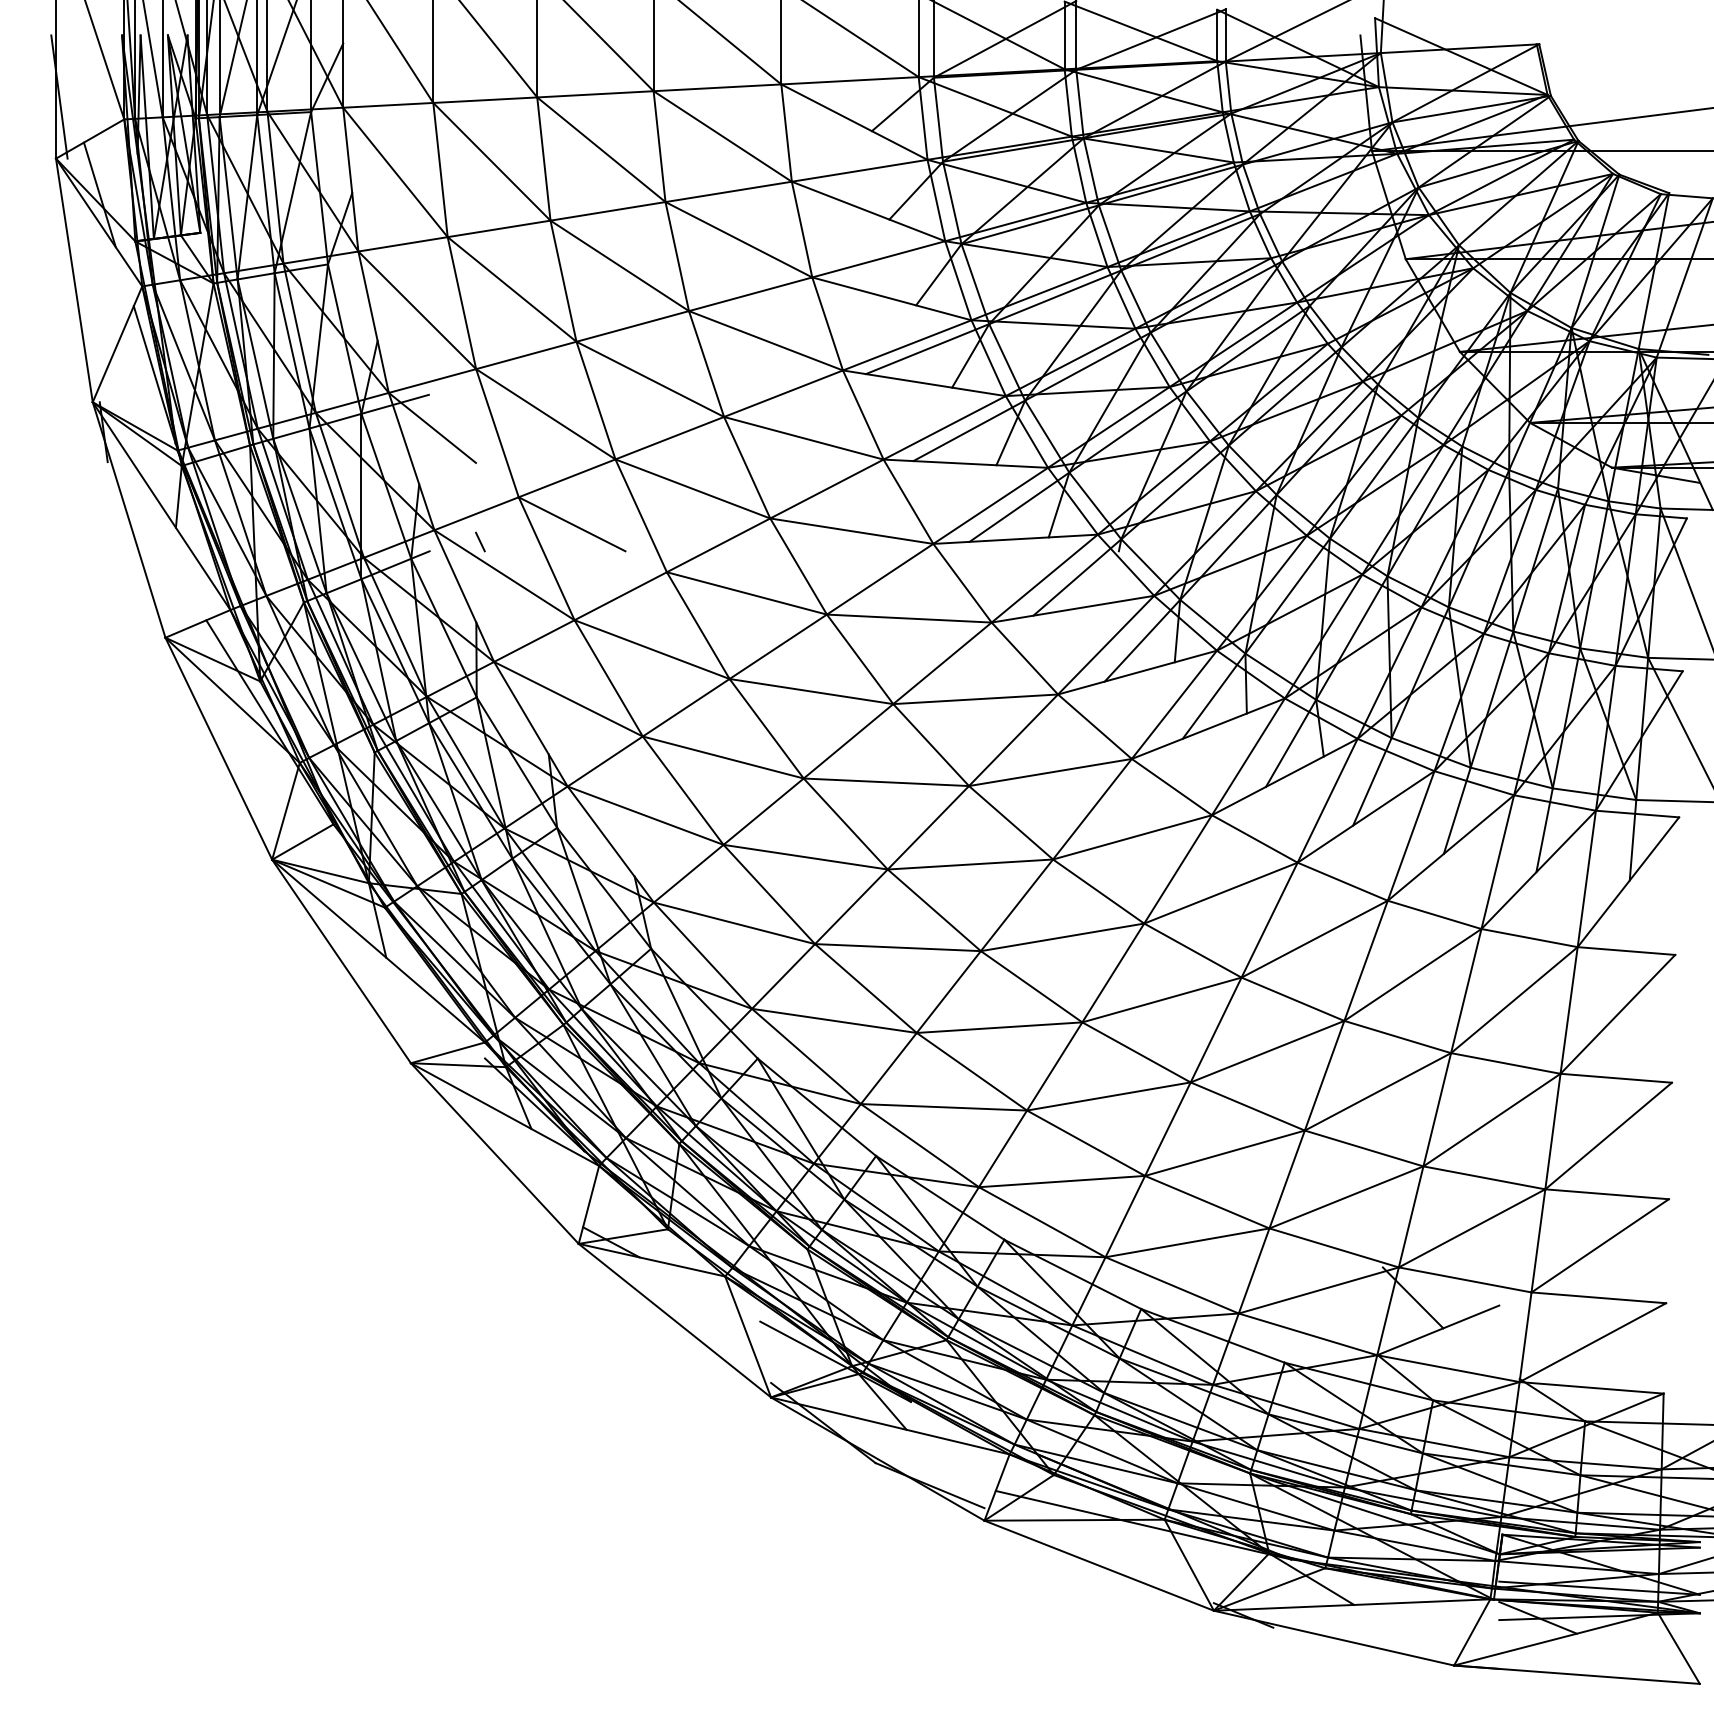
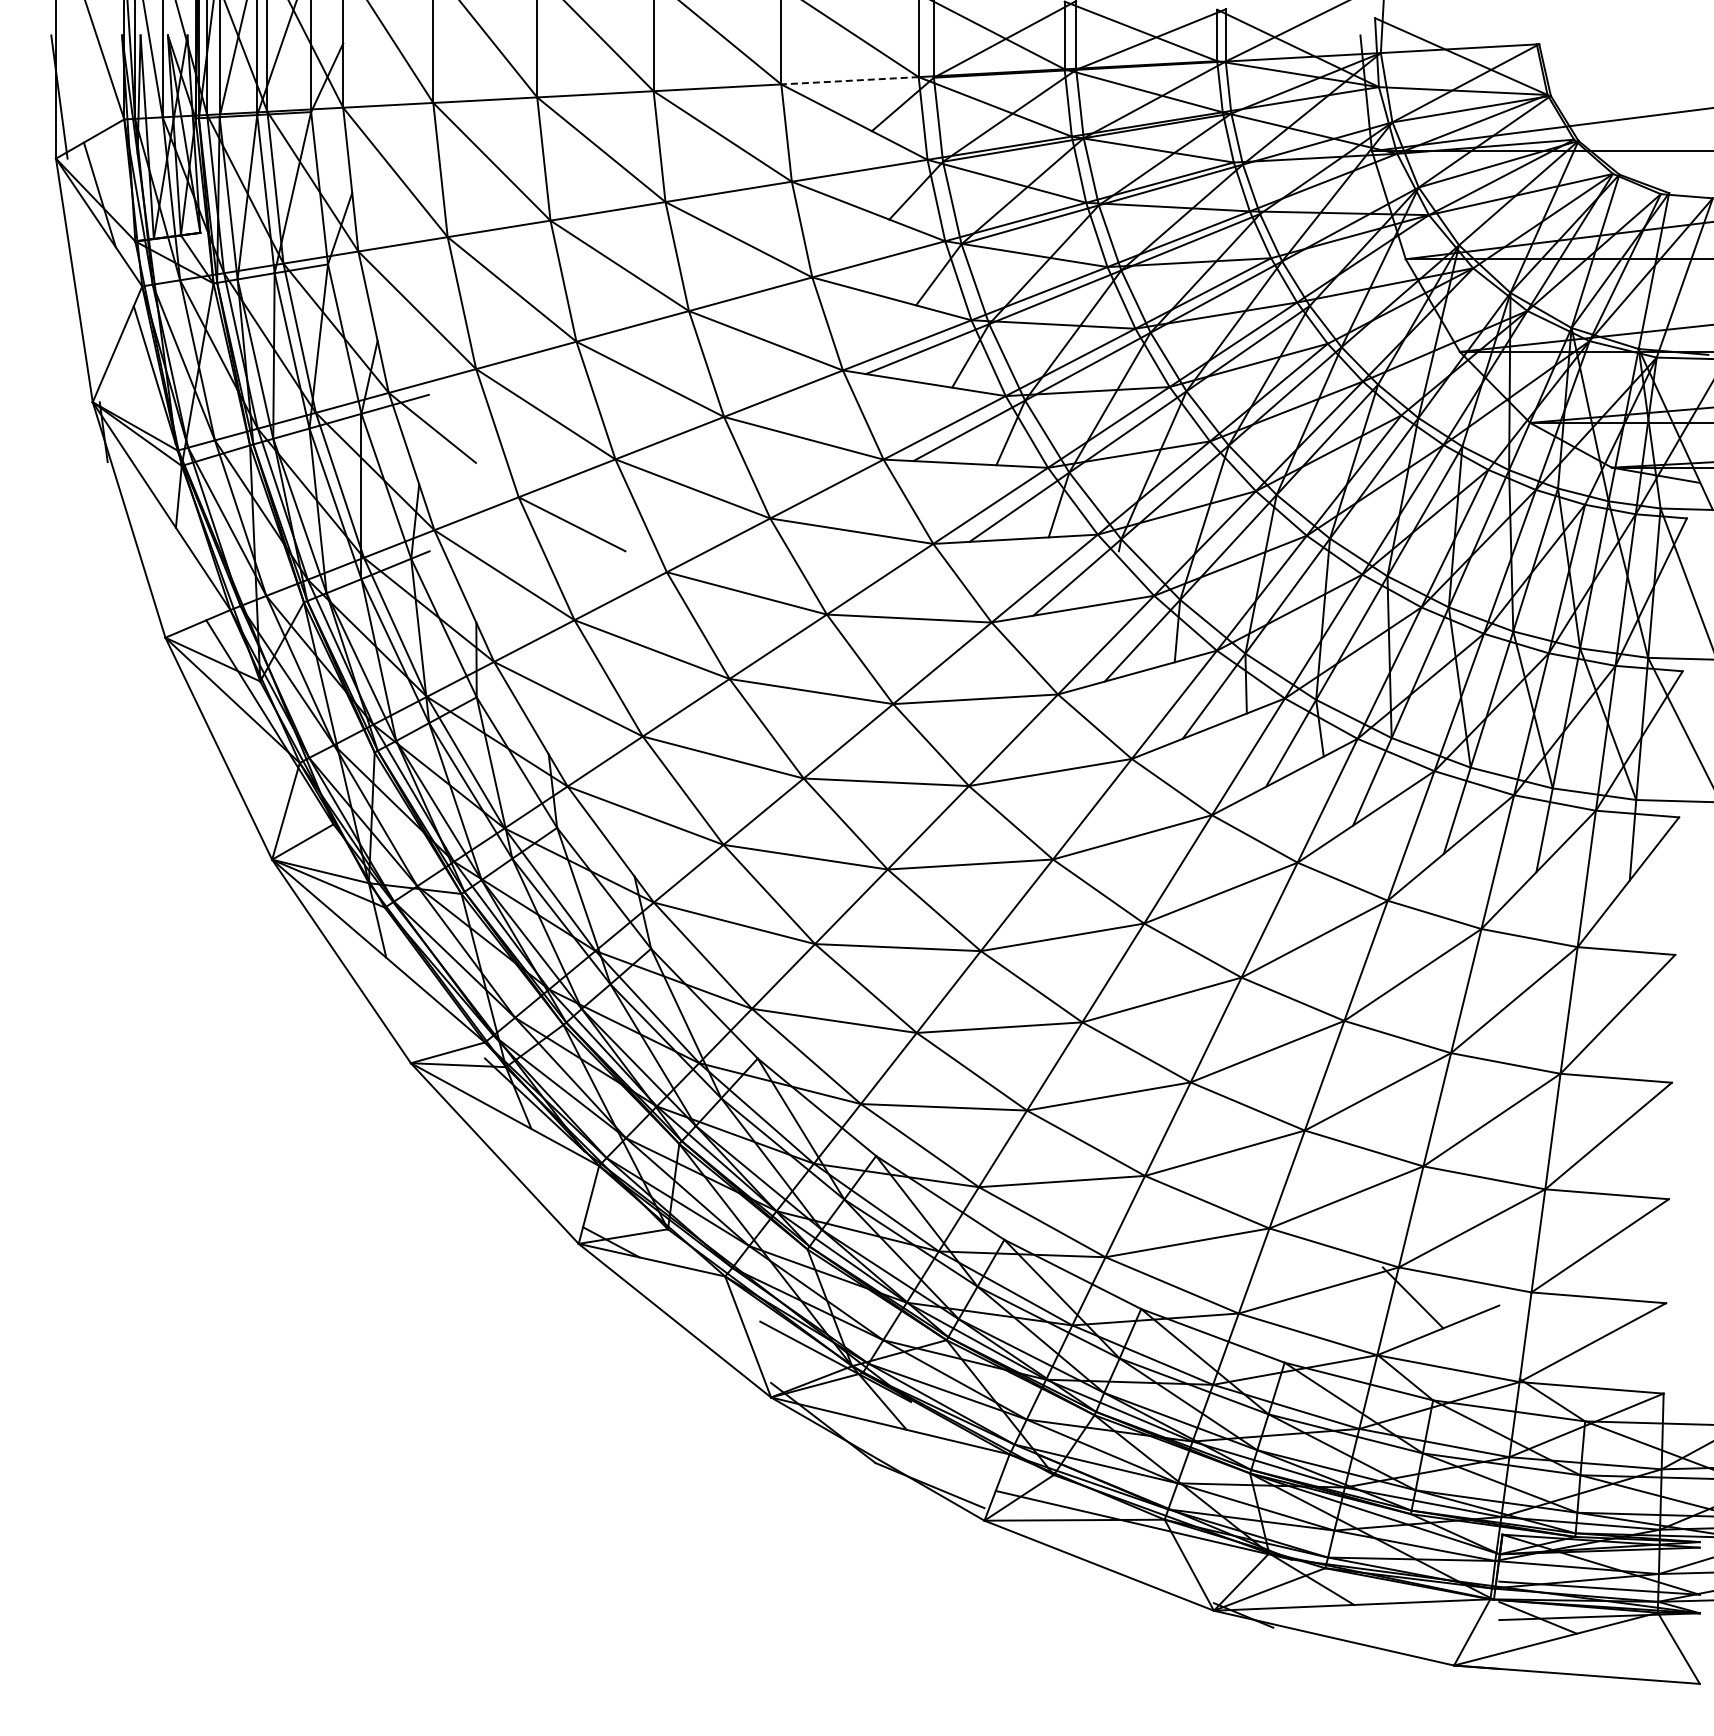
line: solid -> dashed (850, 80)
line: present -> none (480, 541)
